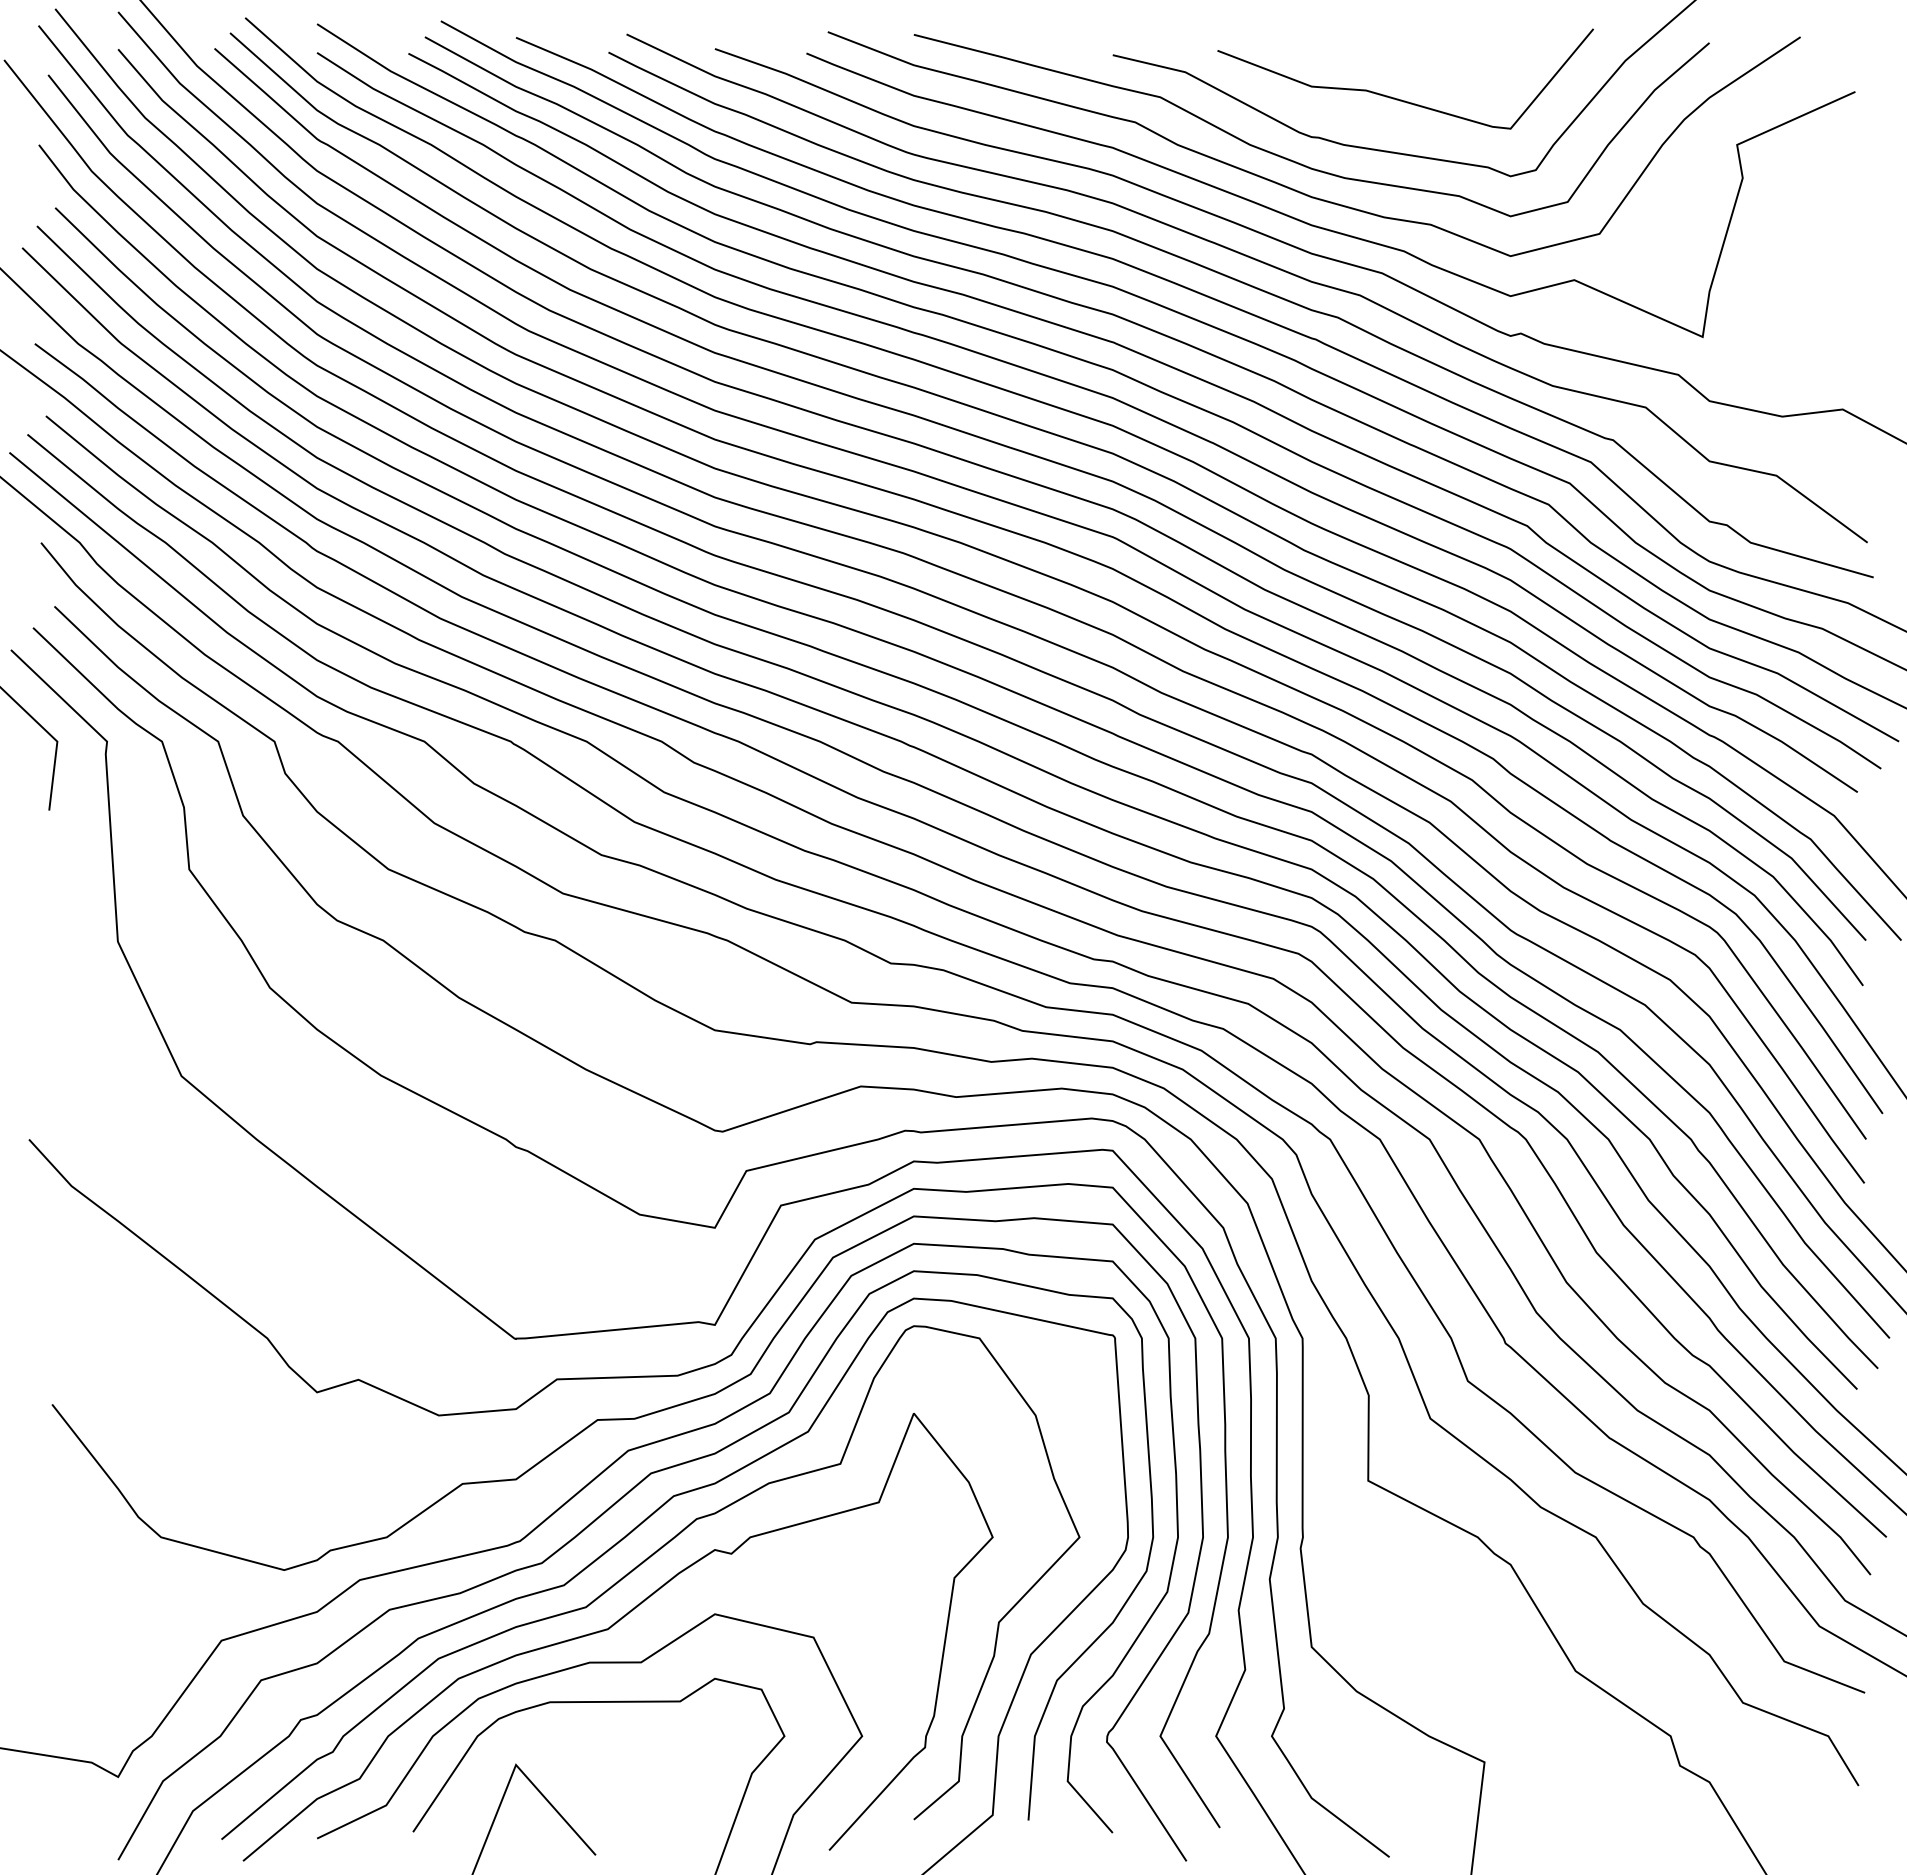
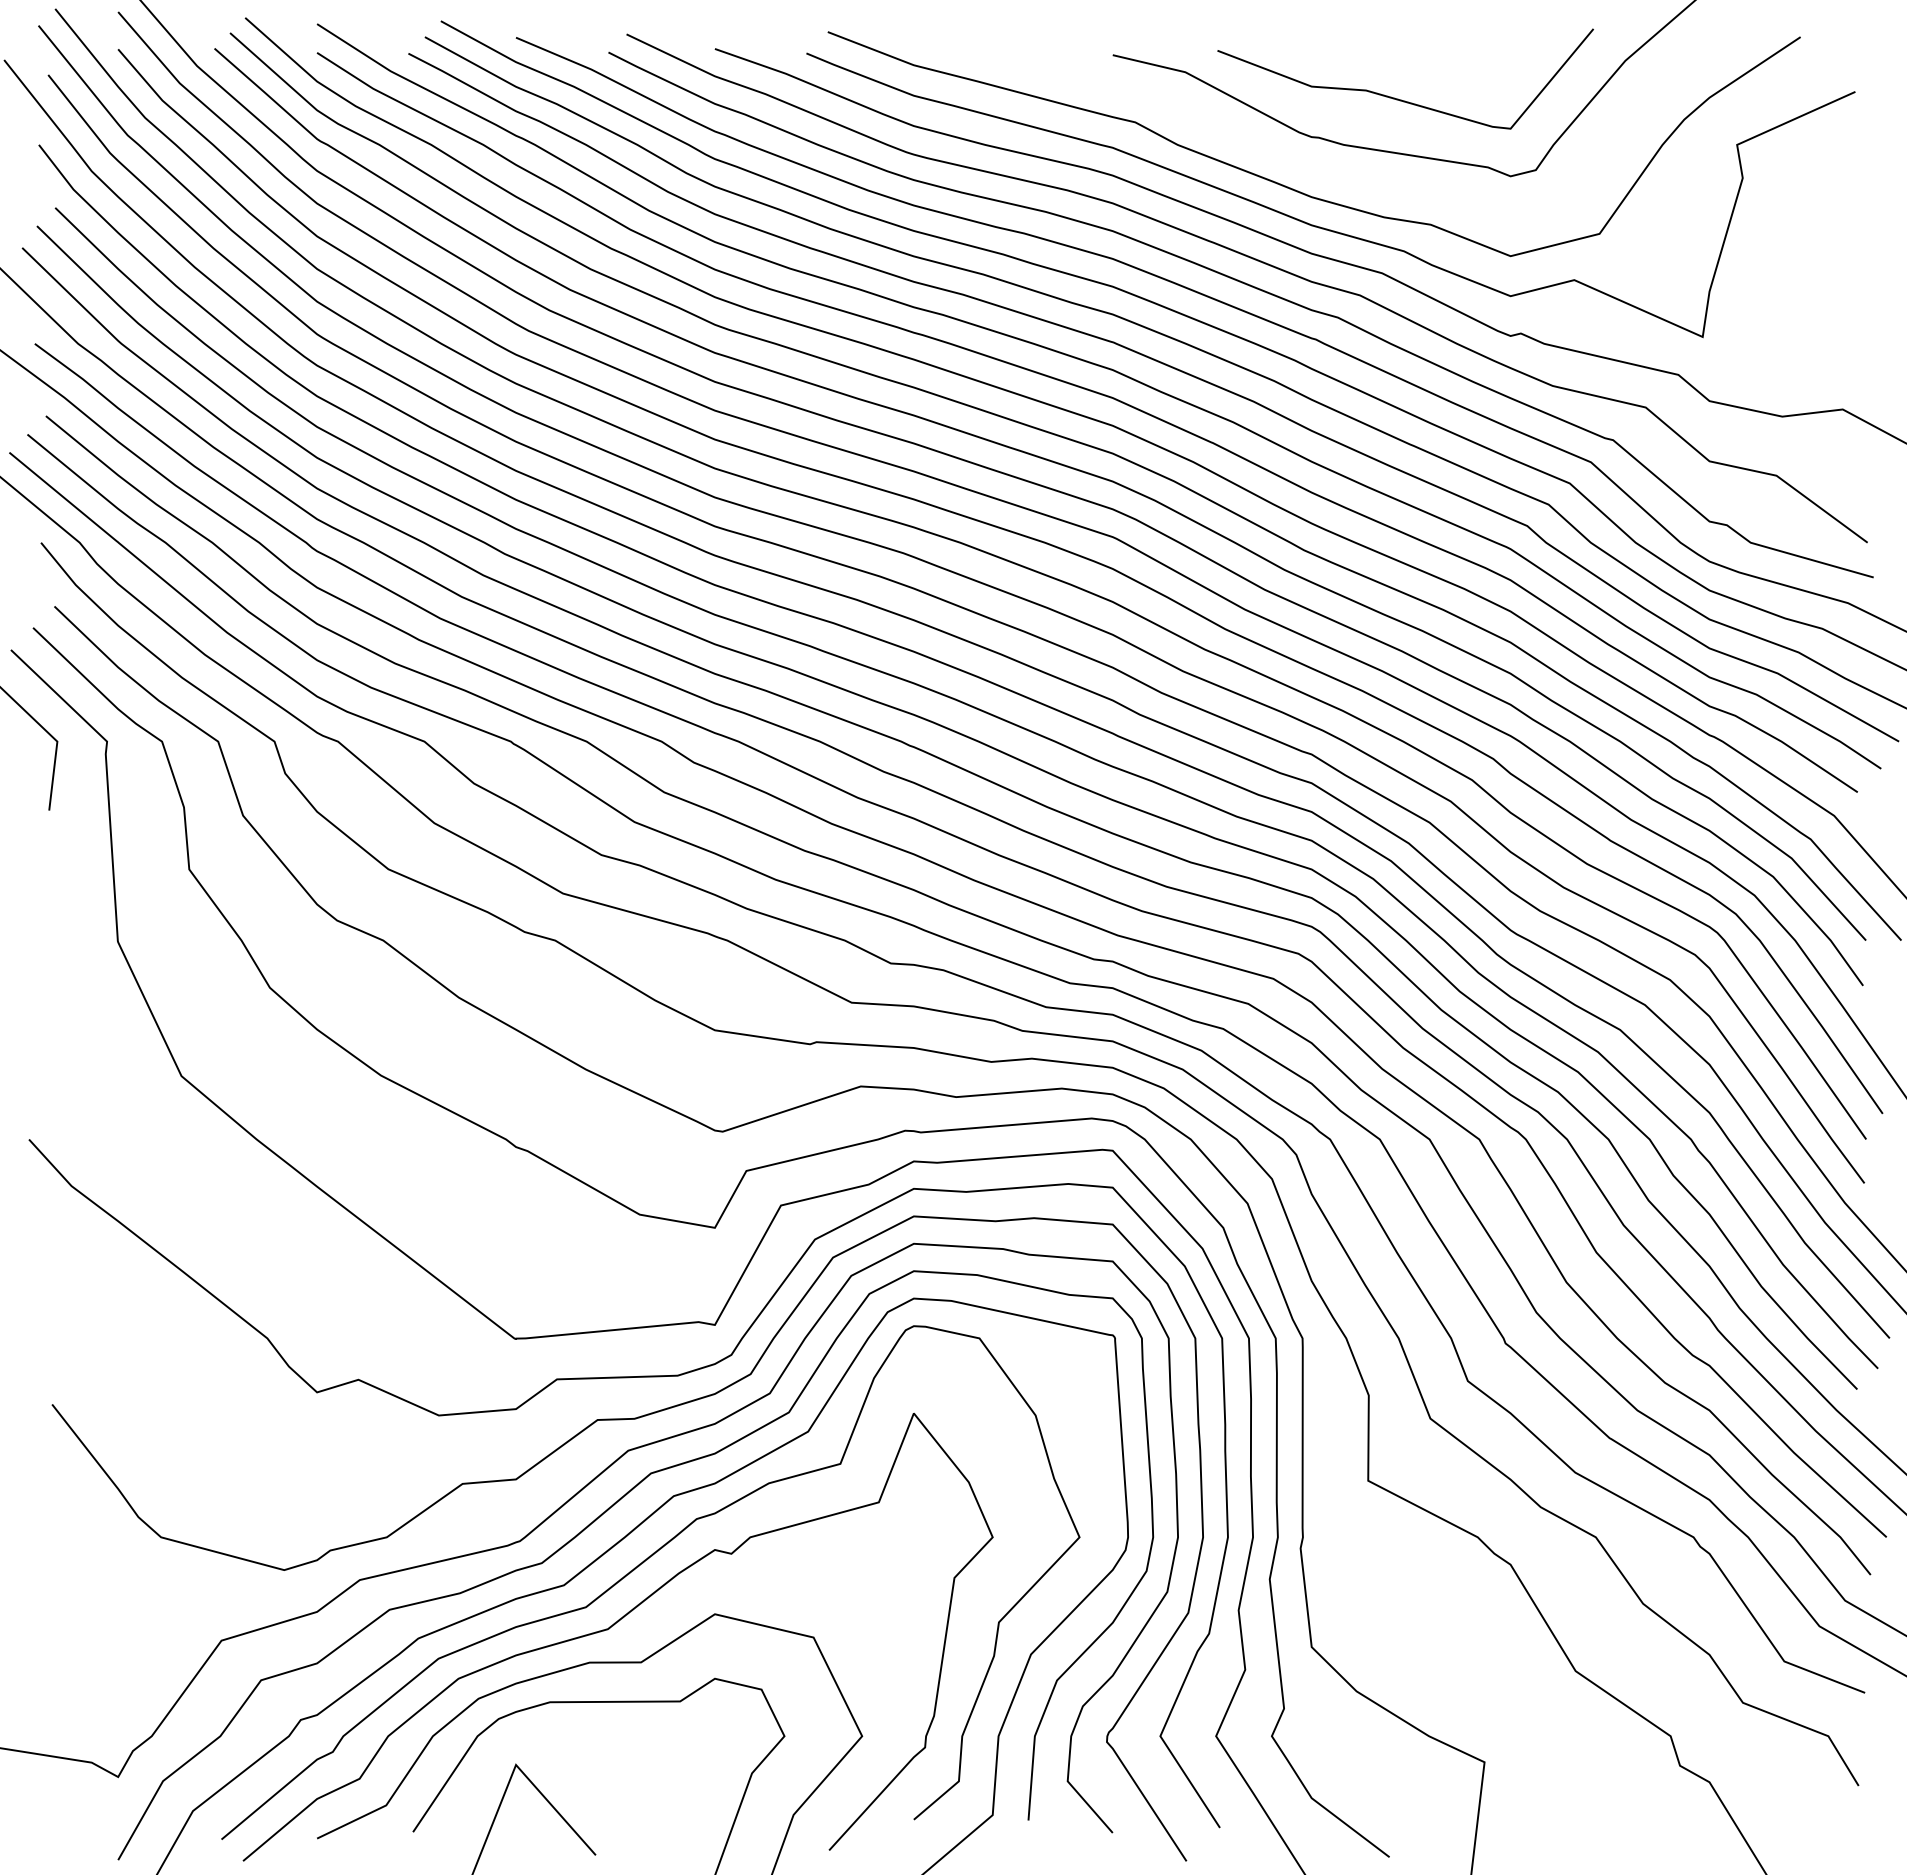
curve: present -> none (1299, 162)
